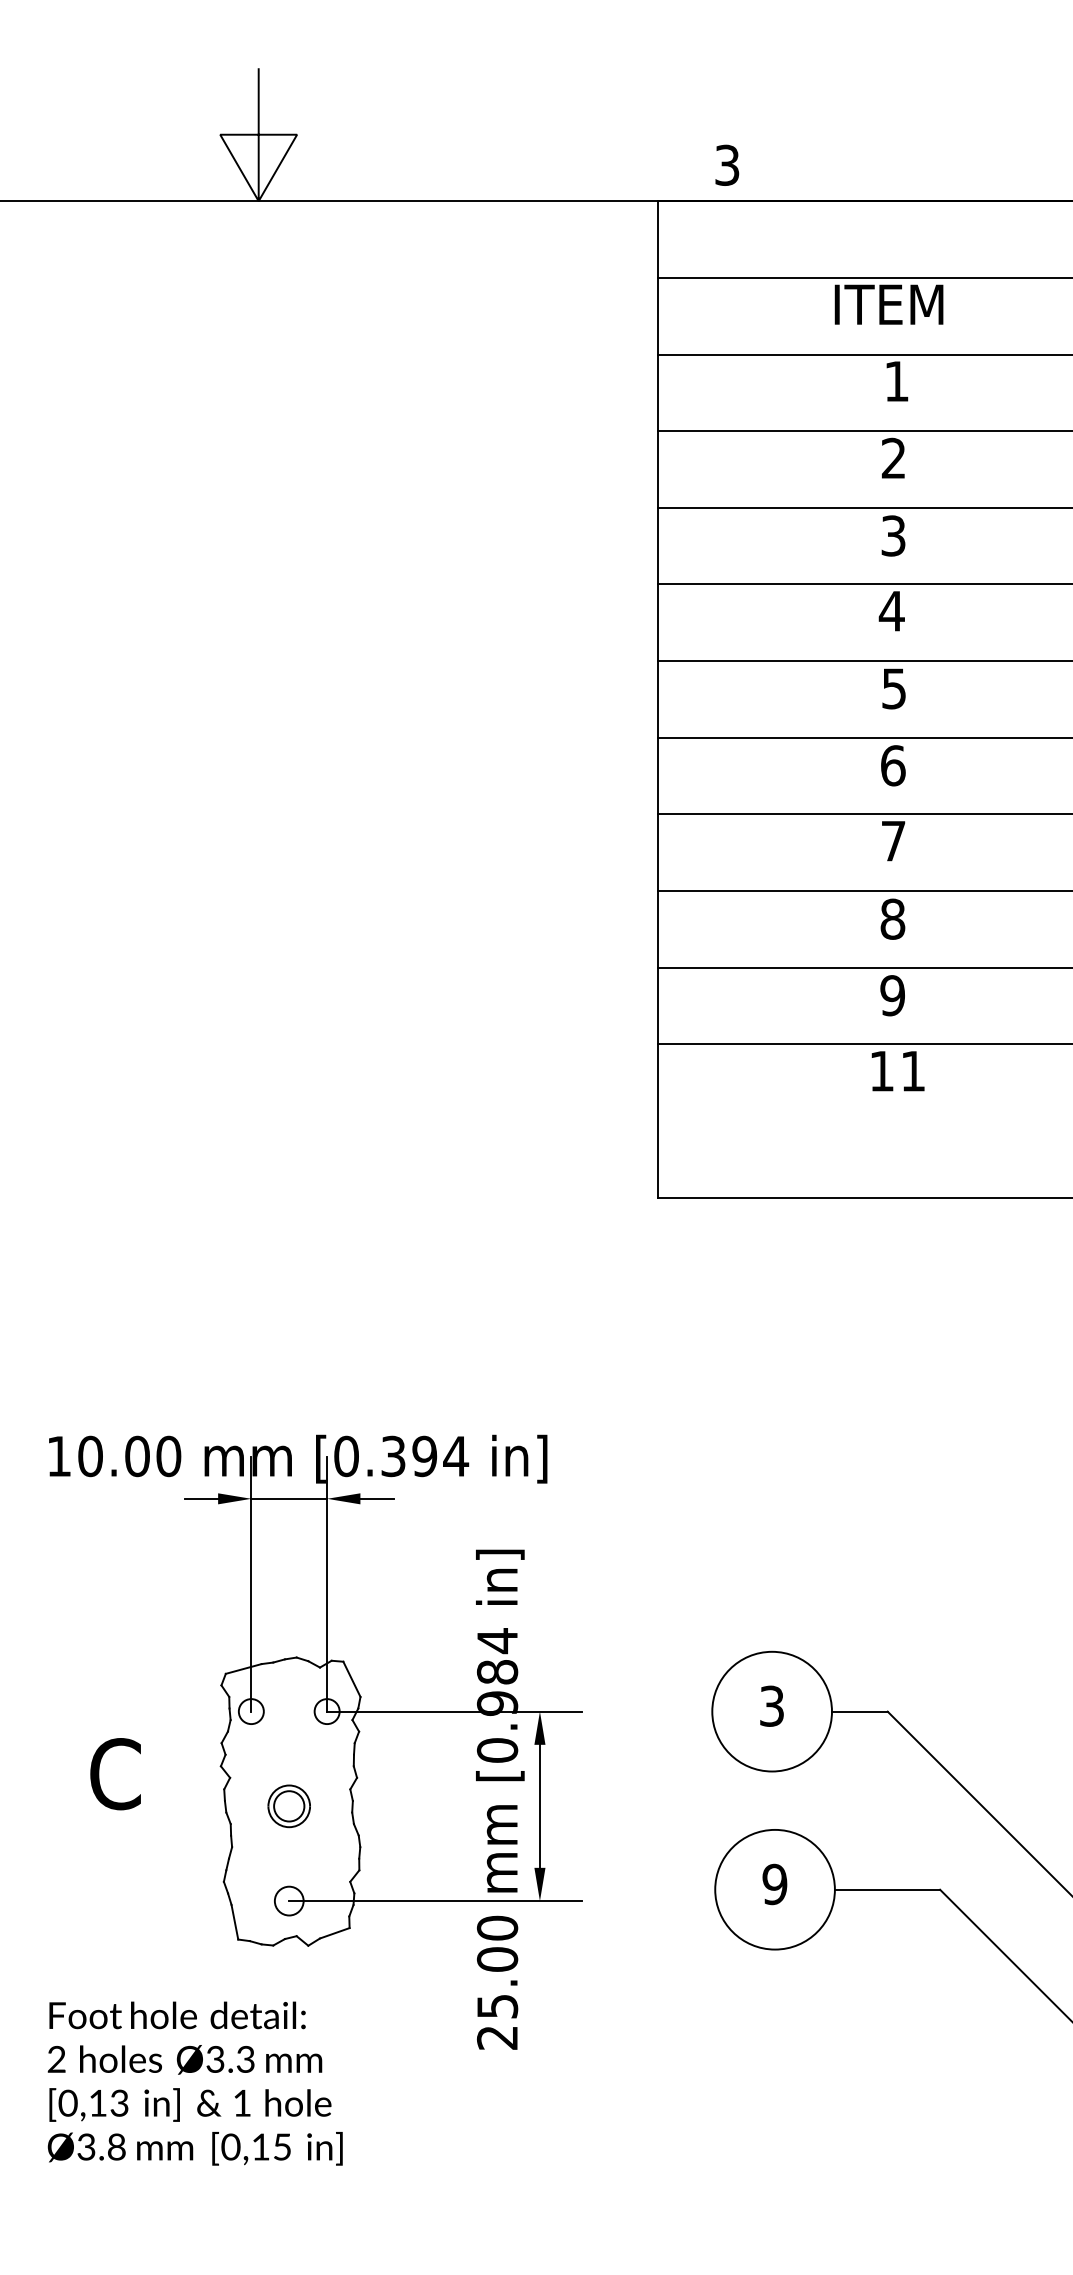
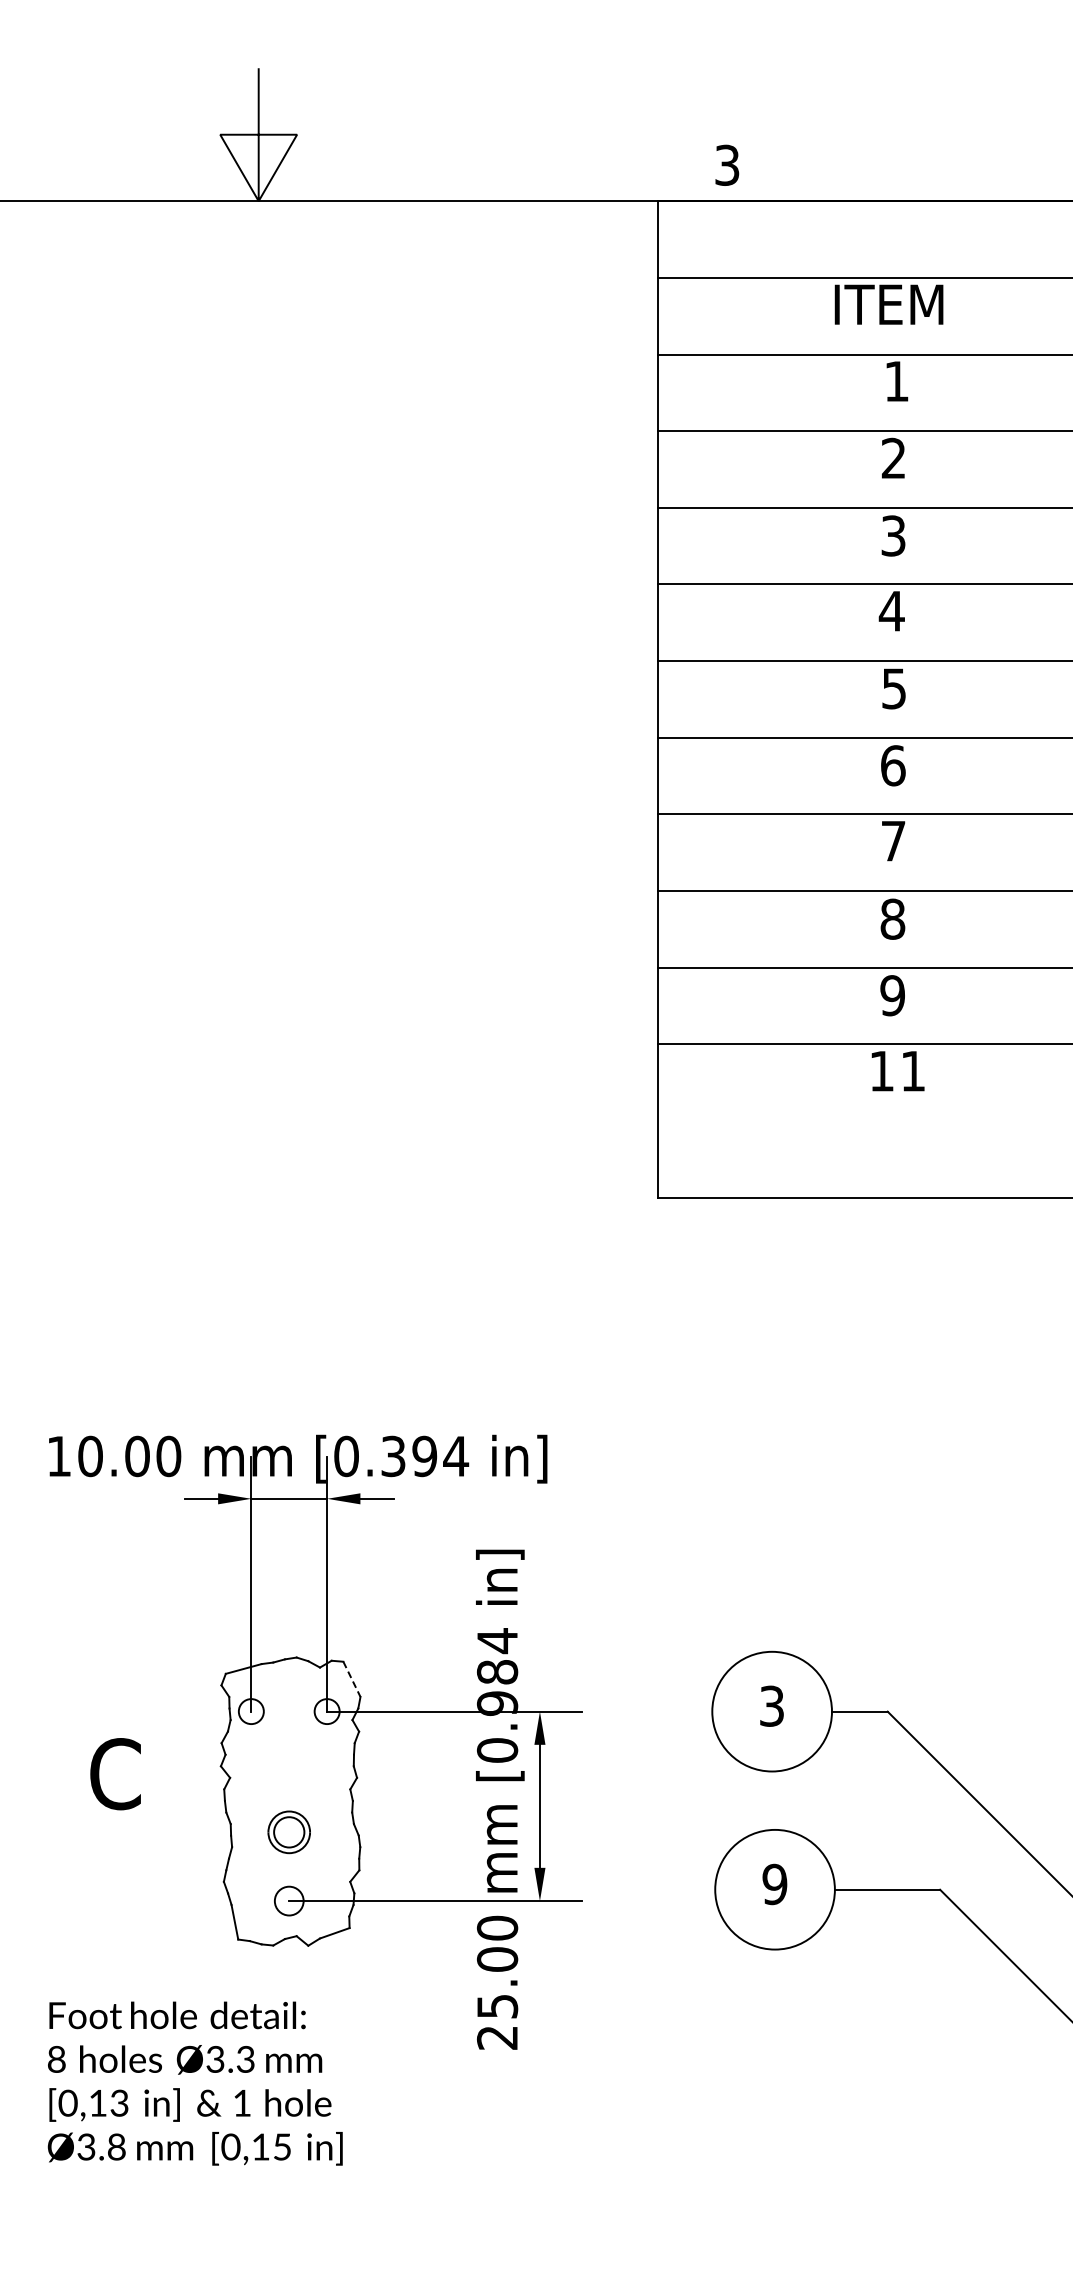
line: solid -> dashed (351, 1679)
part position: (288, 1806) -> (288, 1832) (288, 1832)
text: 2 -> 8 (56, 2059)
